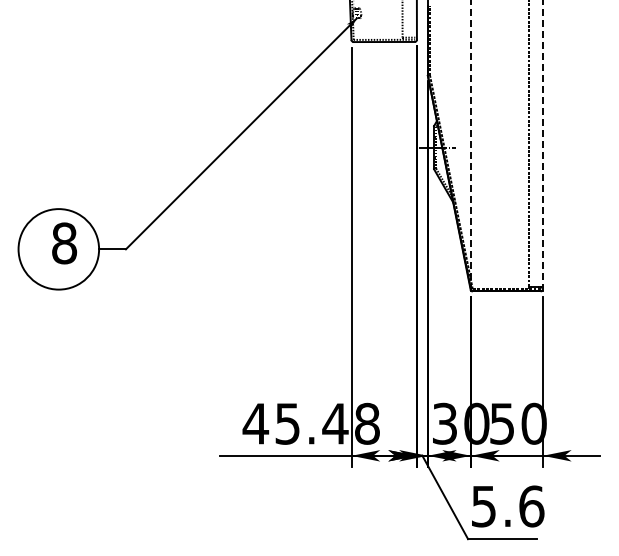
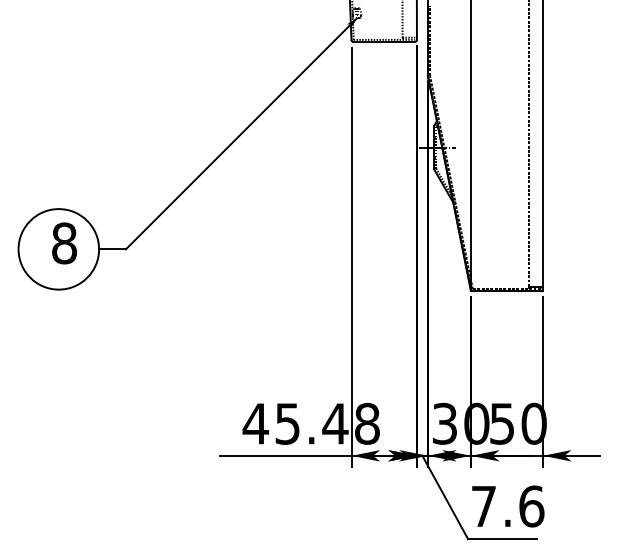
line: dashed -> solid (471, 145)
line: dashed -> solid (542, 145)
text: 5.6 -> 7.6 (483, 506)
